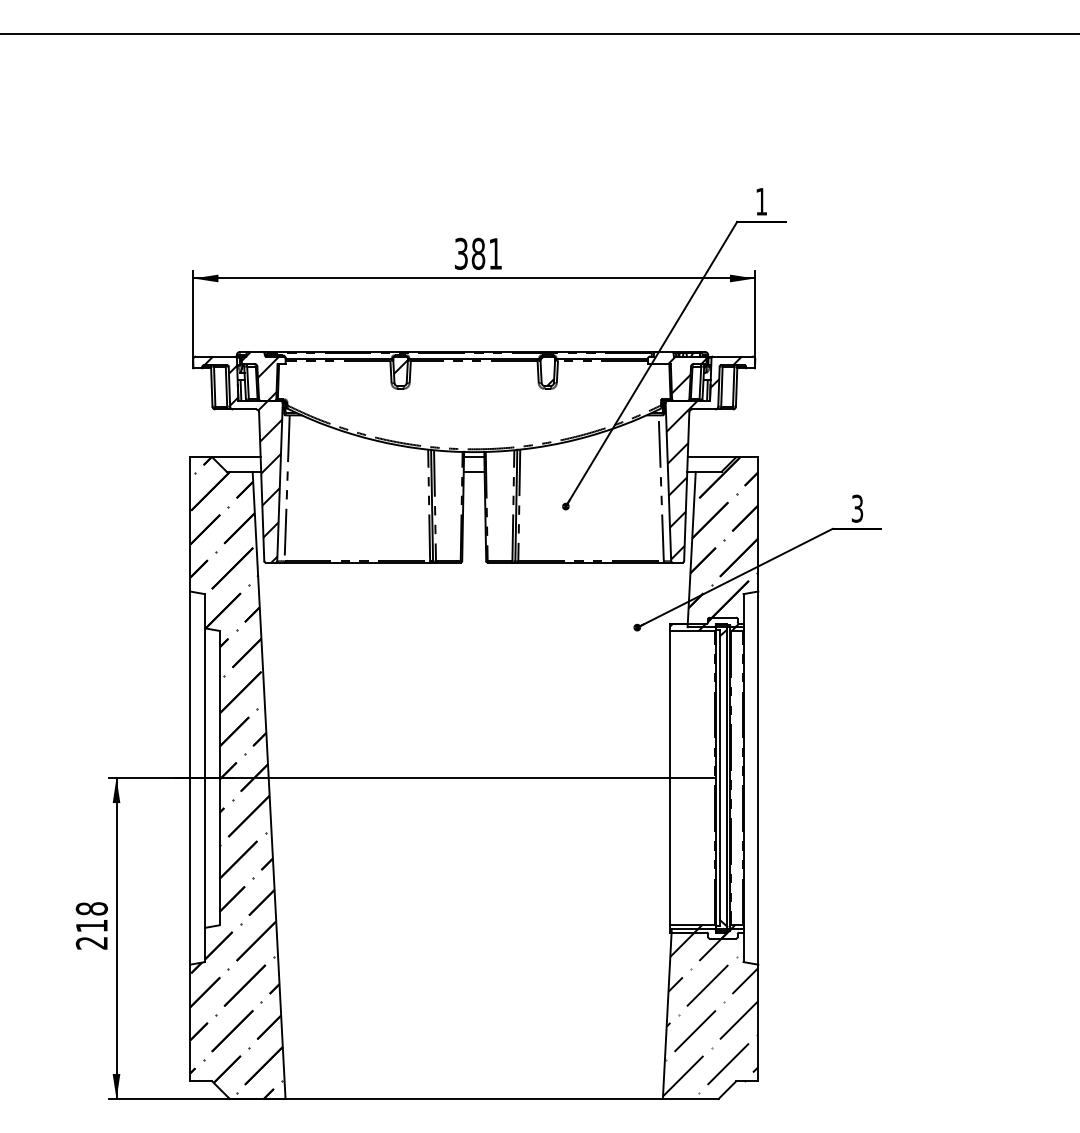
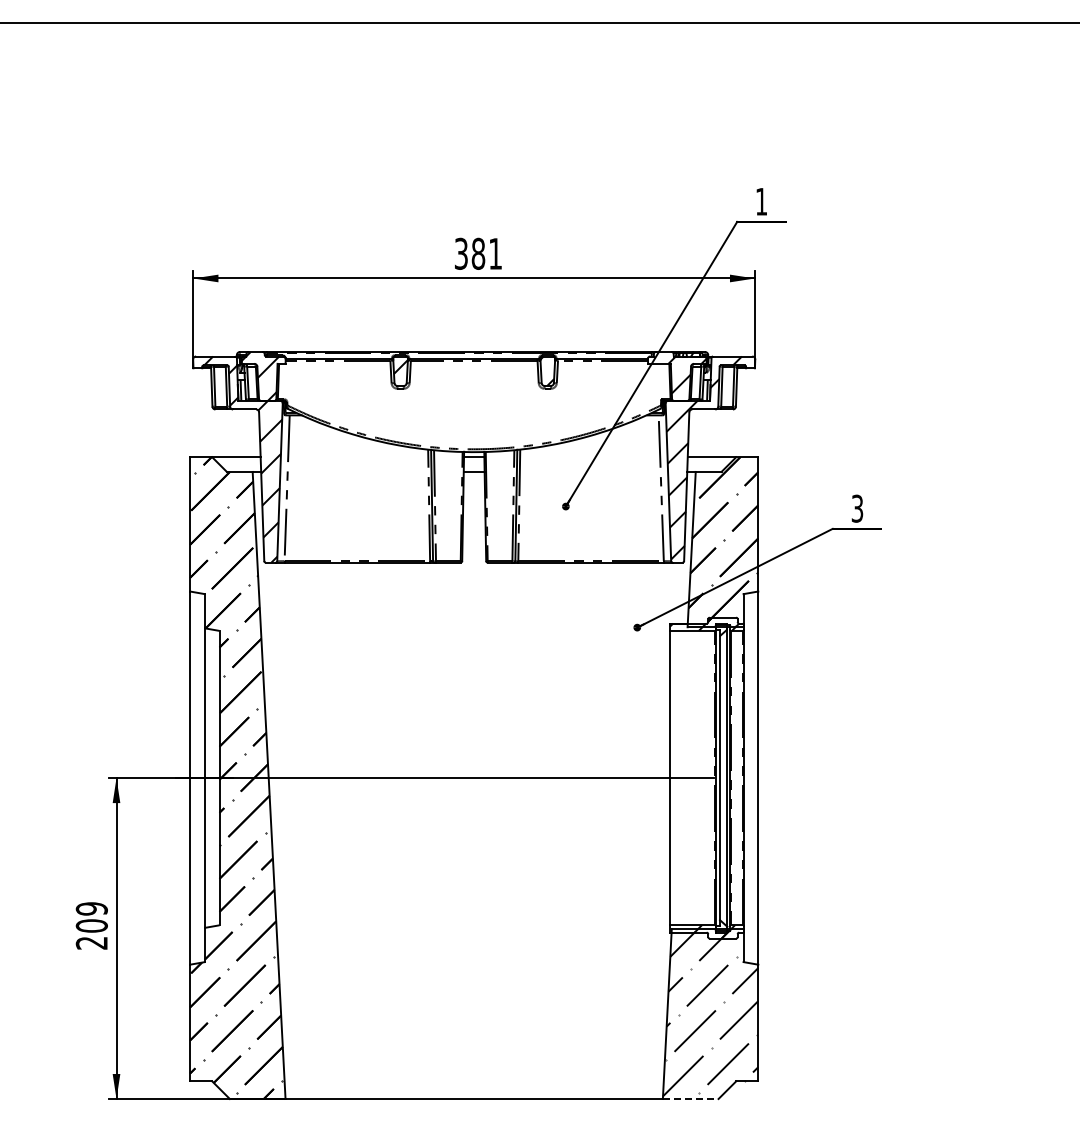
line position: (539, 33) -> (539, 22) (539, 22)
text: 218 -> 209 (91, 917)
line: solid -> dashed (690, 1099)
